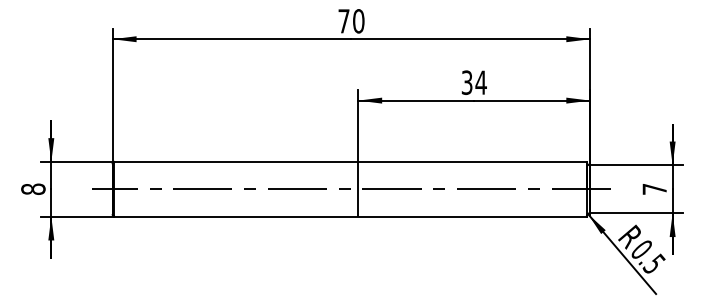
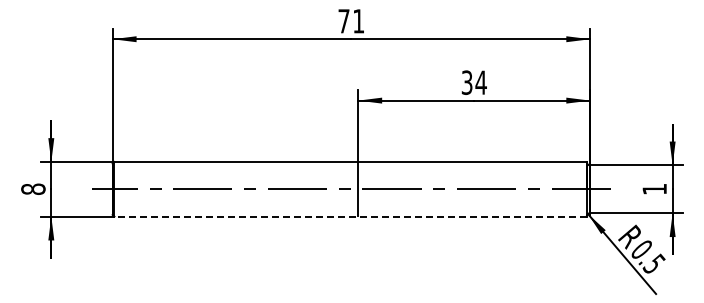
text: 70 -> 71 (358, 21)
text: 7 -> 1 (654, 189)
line: solid -> dashed (350, 216)
